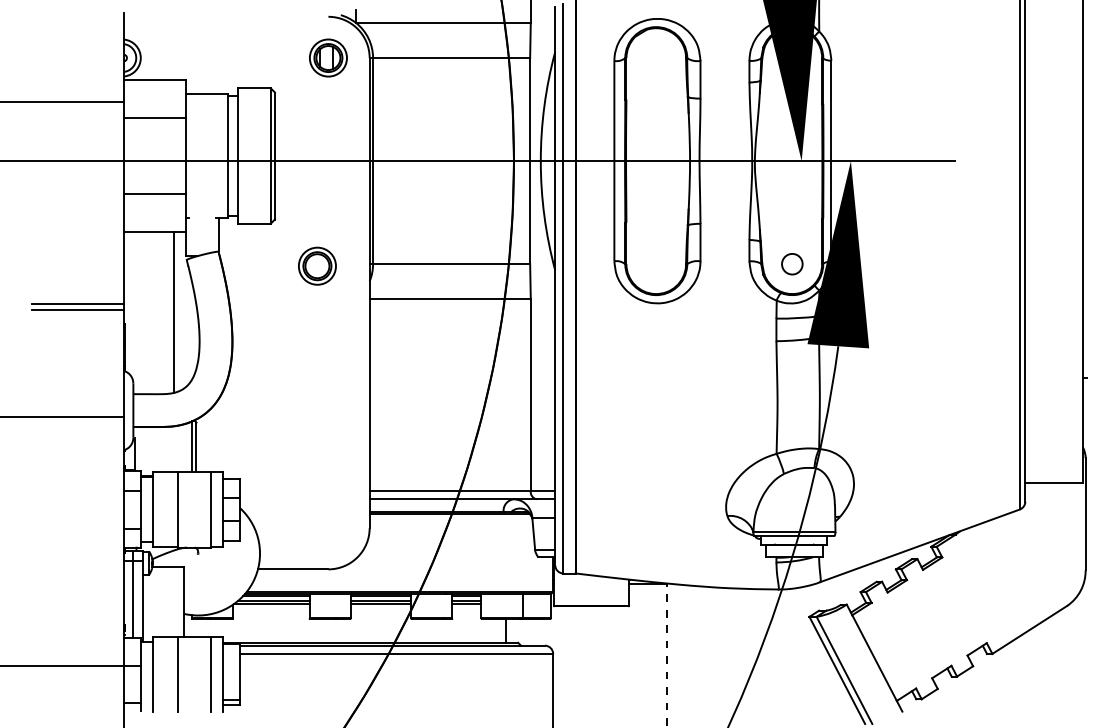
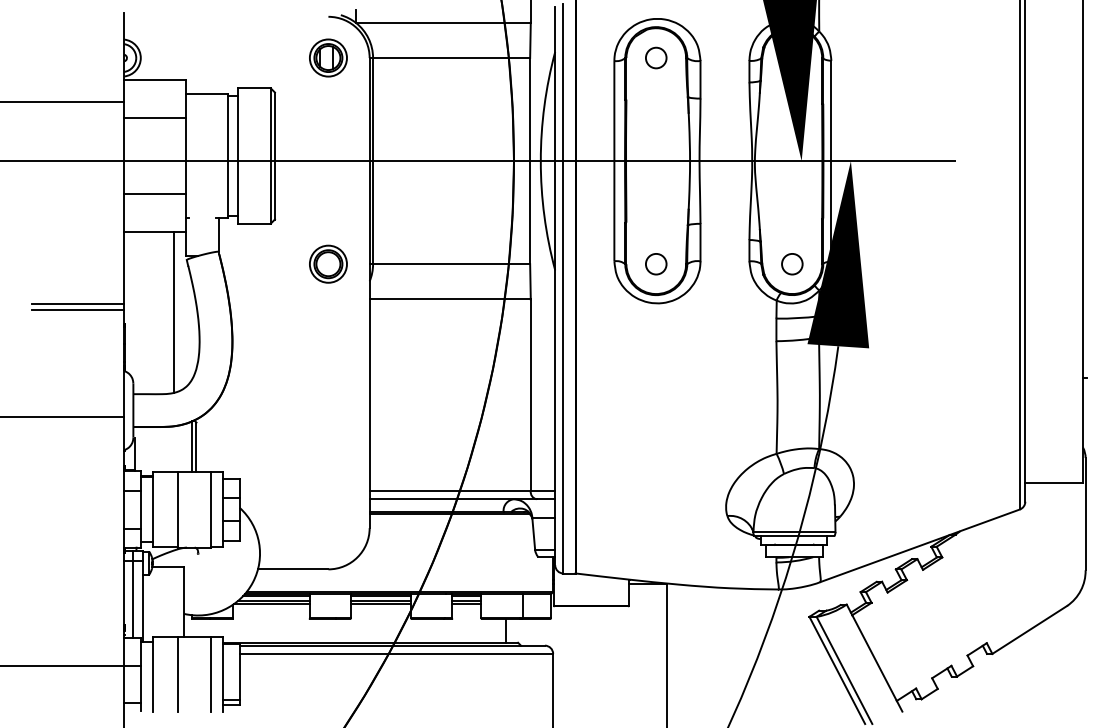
circle: none -> present (656, 57)
circle: none -> present (656, 264)
part position: (317, 265) -> (328, 263) (328, 263)
line: dashed -> solid (666, 655)
